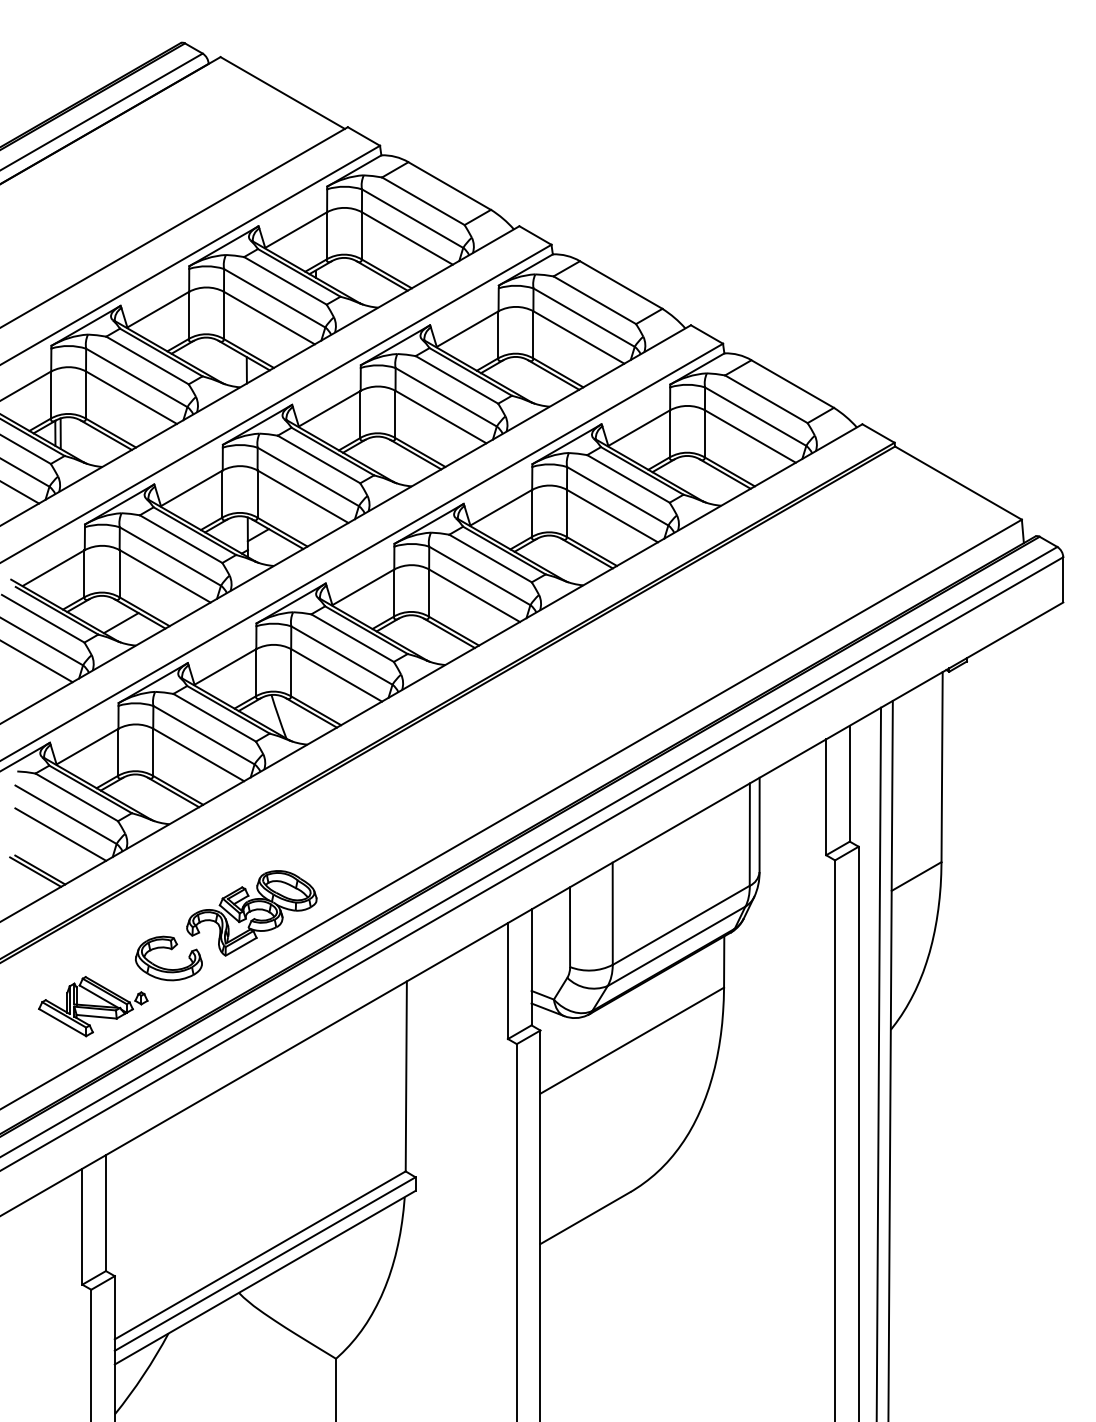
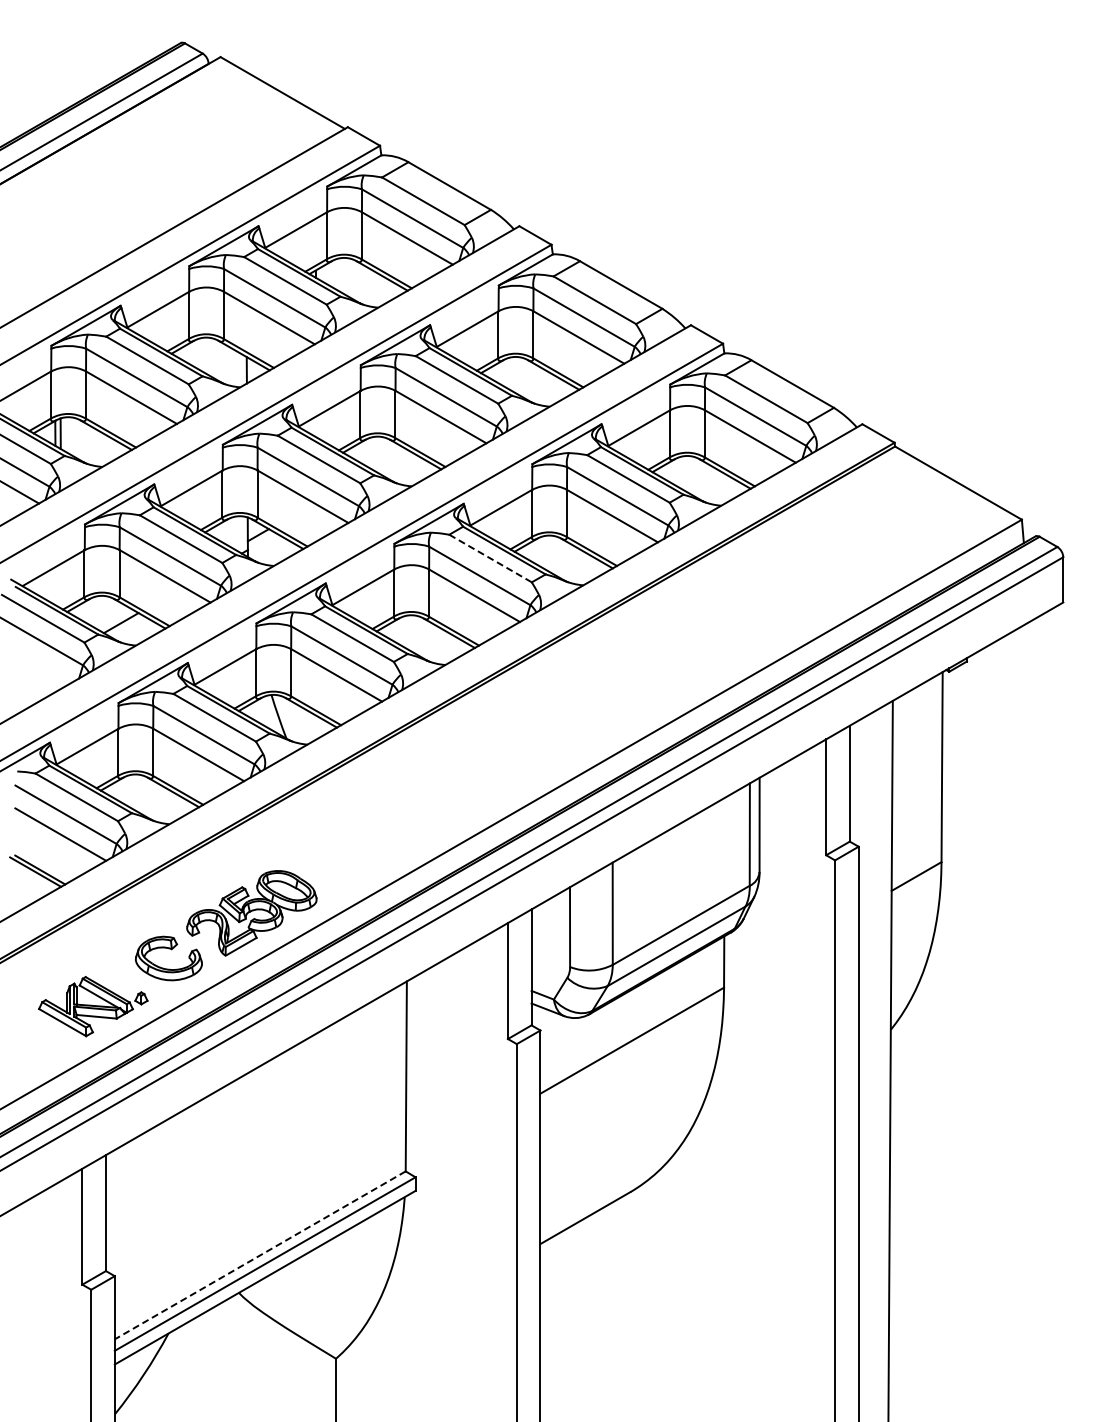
line: solid -> dashed (490, 558)
line: present -> none (37, 661)
line: present -> none (878, 1062)
line: solid -> dashed (260, 1255)
